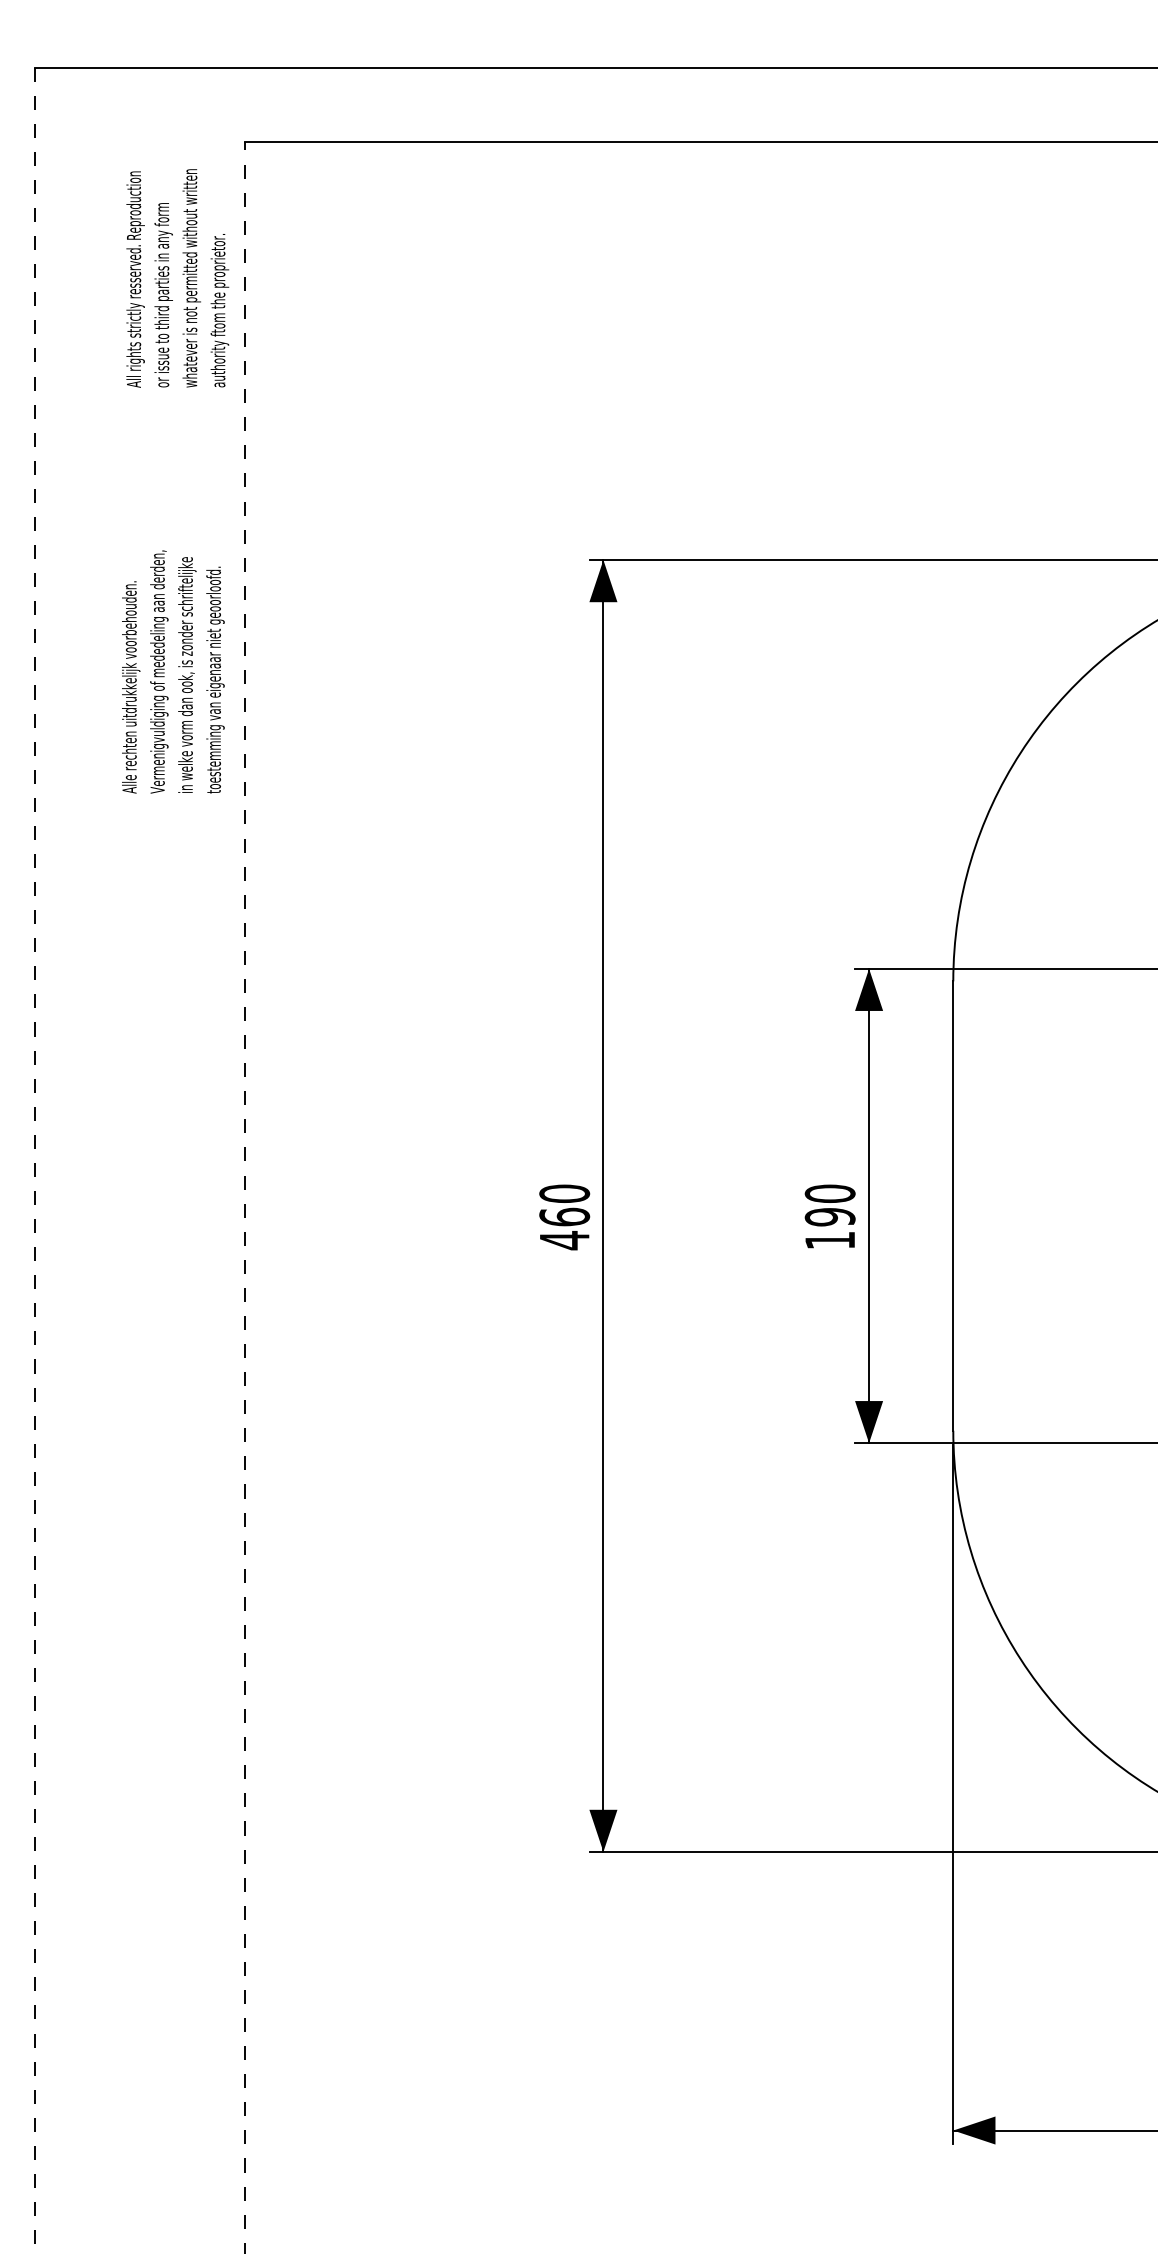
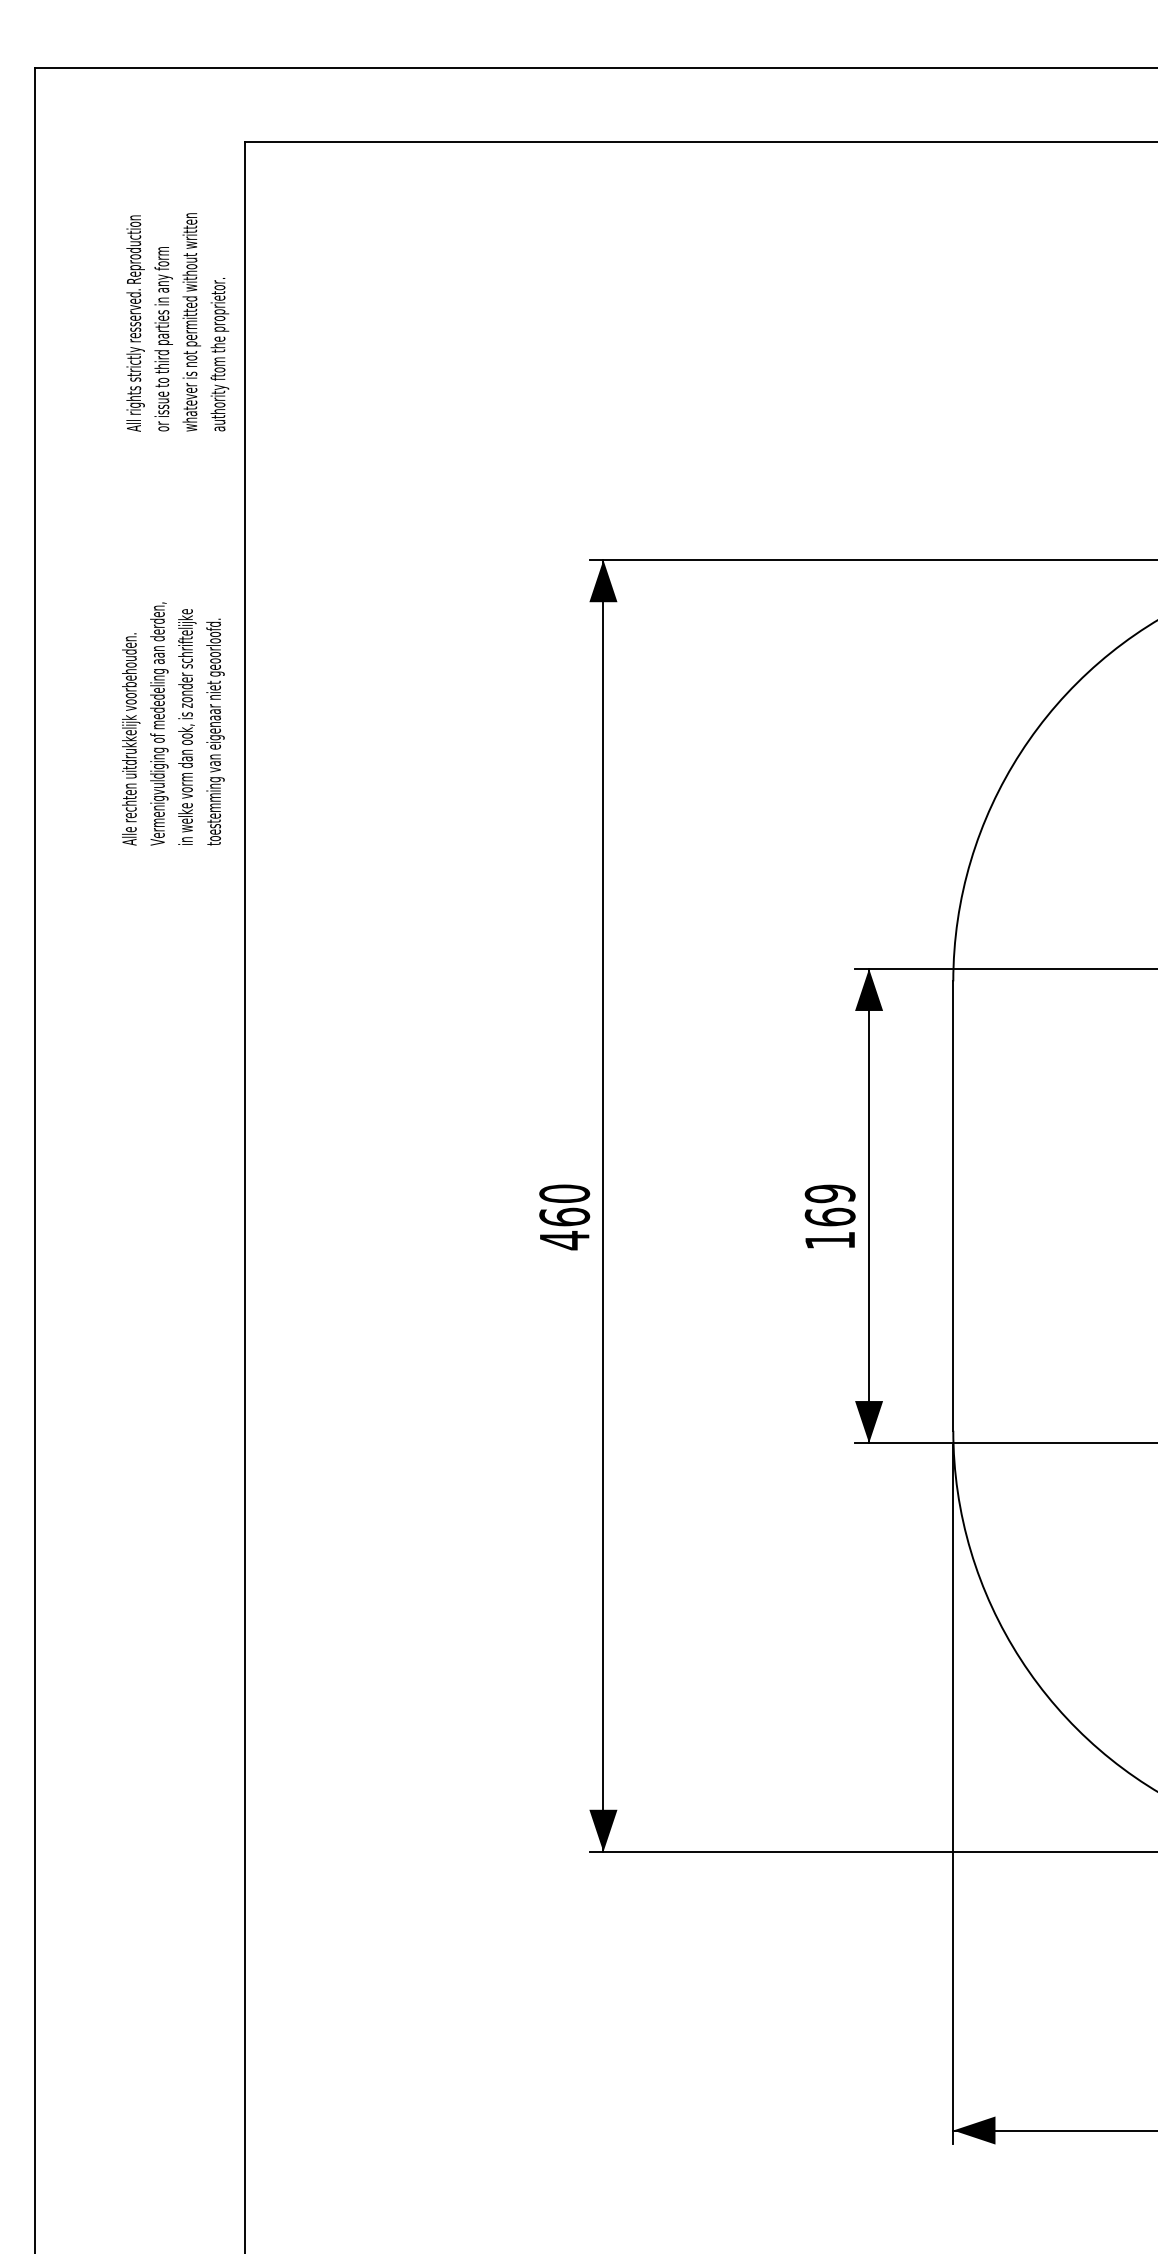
text position: (177, 278) -> (177, 322) (177, 322)
text position: (173, 671) -> (173, 723) (173, 723)
line: dashed -> solid (34, 1160)
line: dashed -> solid (245, 1197)
text: 190 -> 169 (829, 1205)
